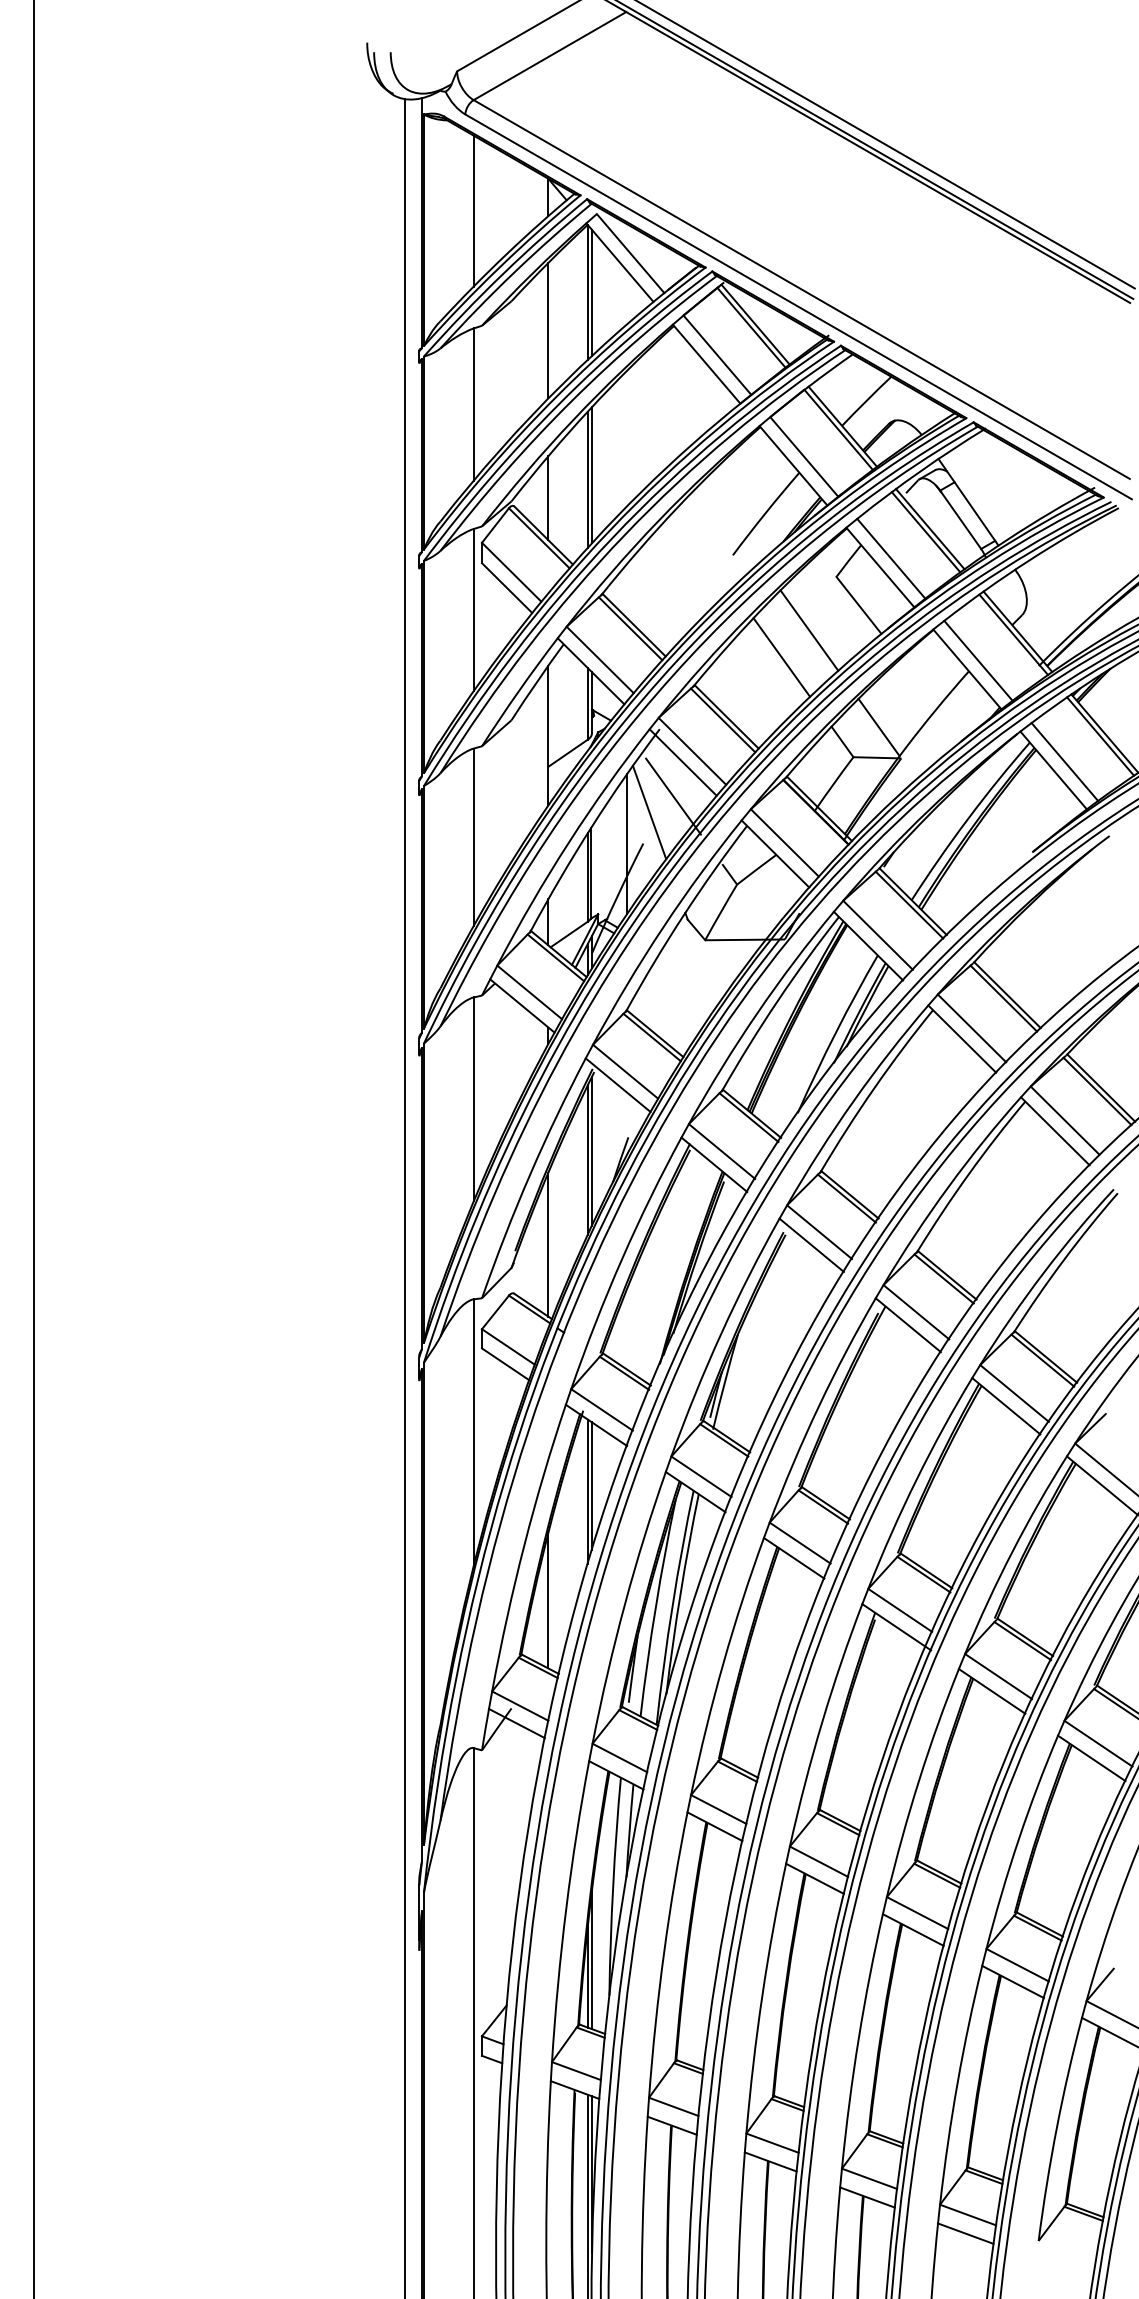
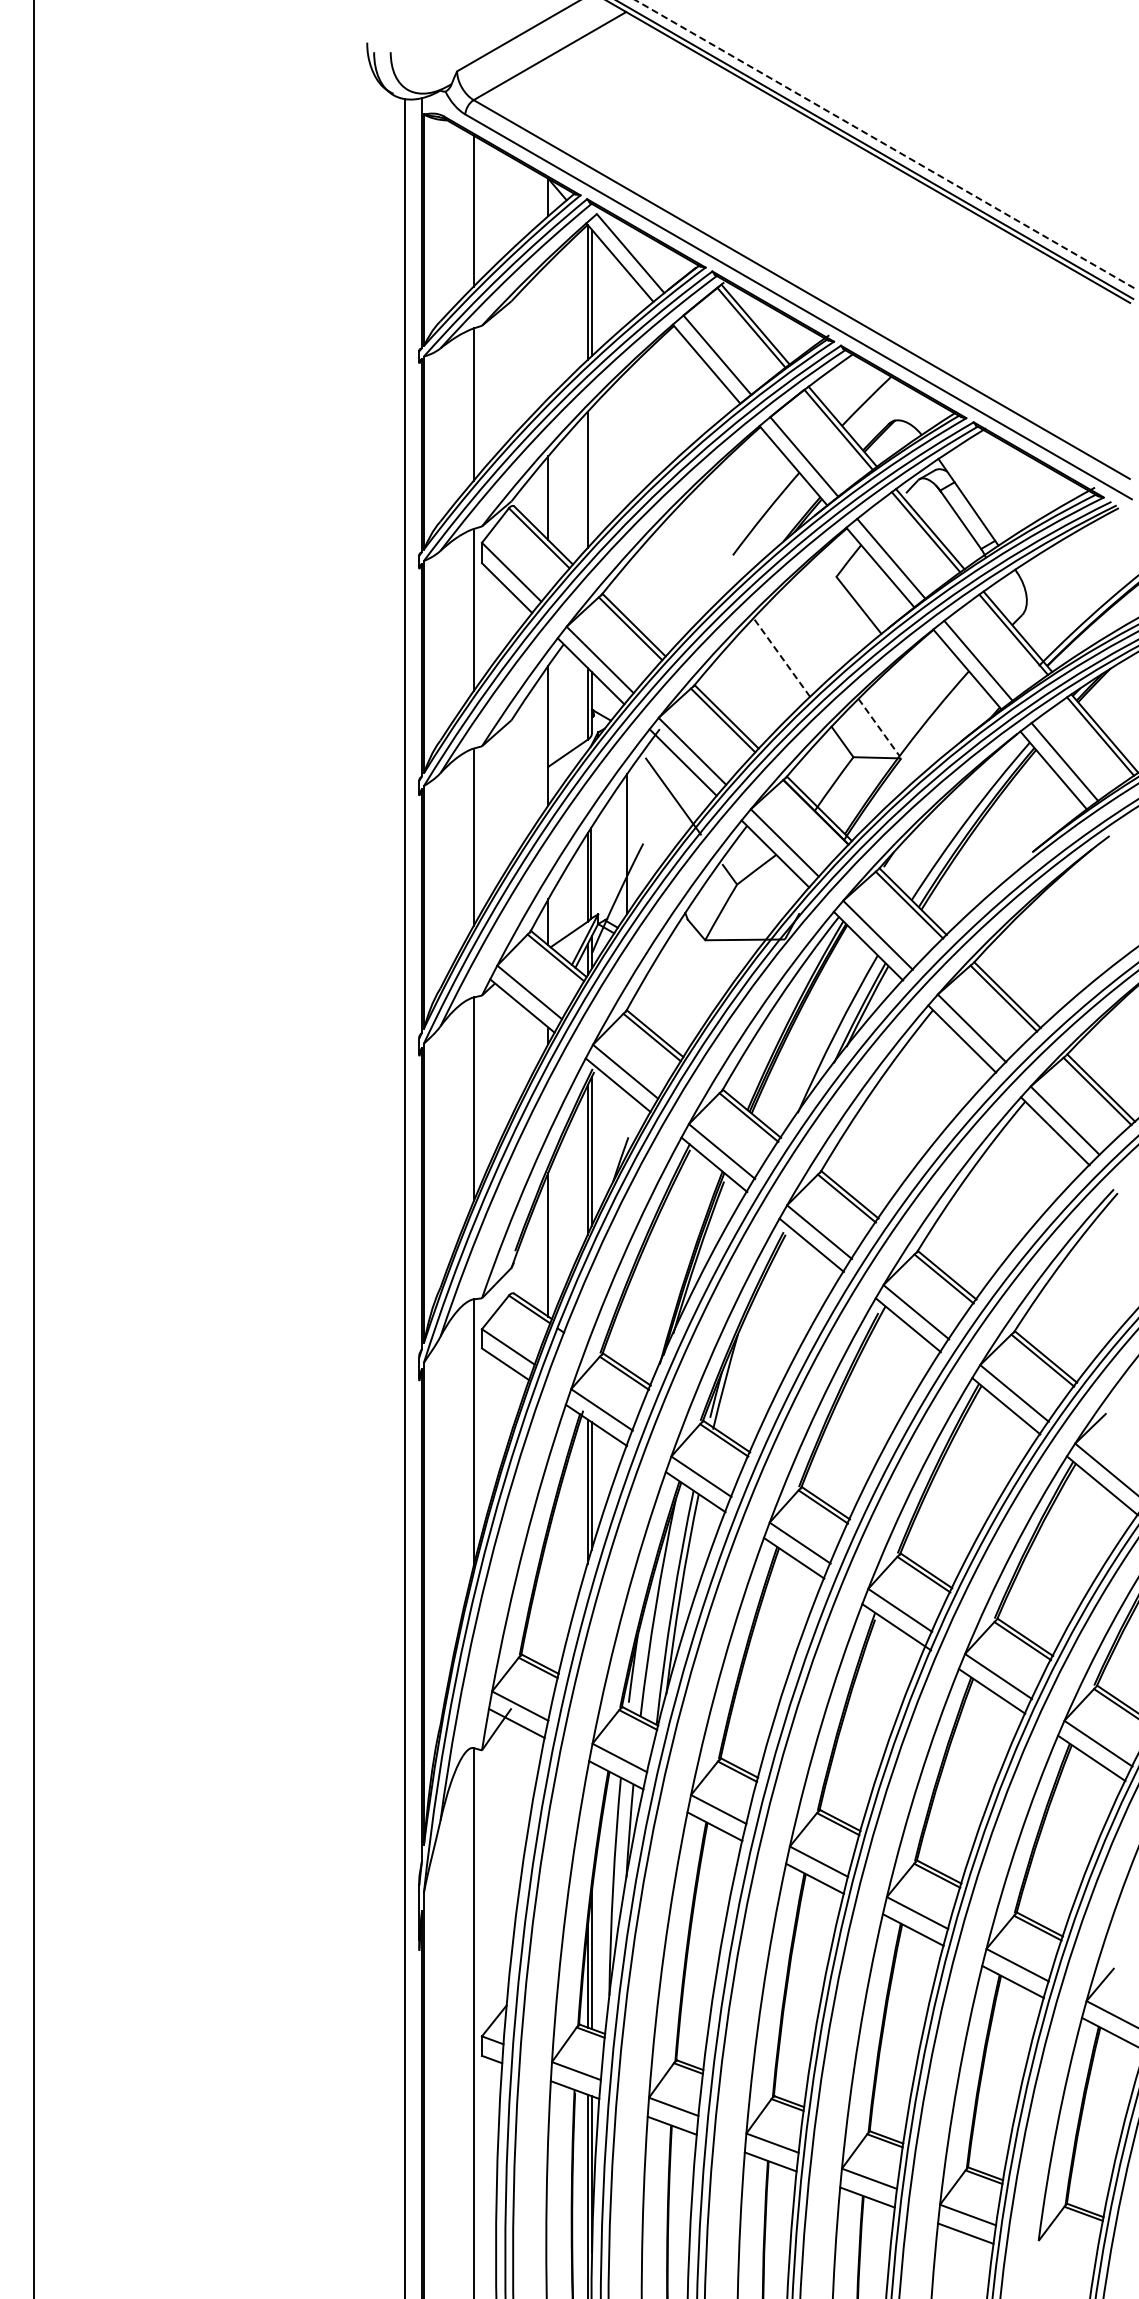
line: solid -> dashed (885, 144)
line: present -> none (548, 330)
line: present -> none (592, 475)
line: present -> none (809, 630)
line: solid -> dashed (781, 657)
line: solid -> dashed (879, 727)
line: present -> none (649, 812)
line: present -> none (548, 1600)
